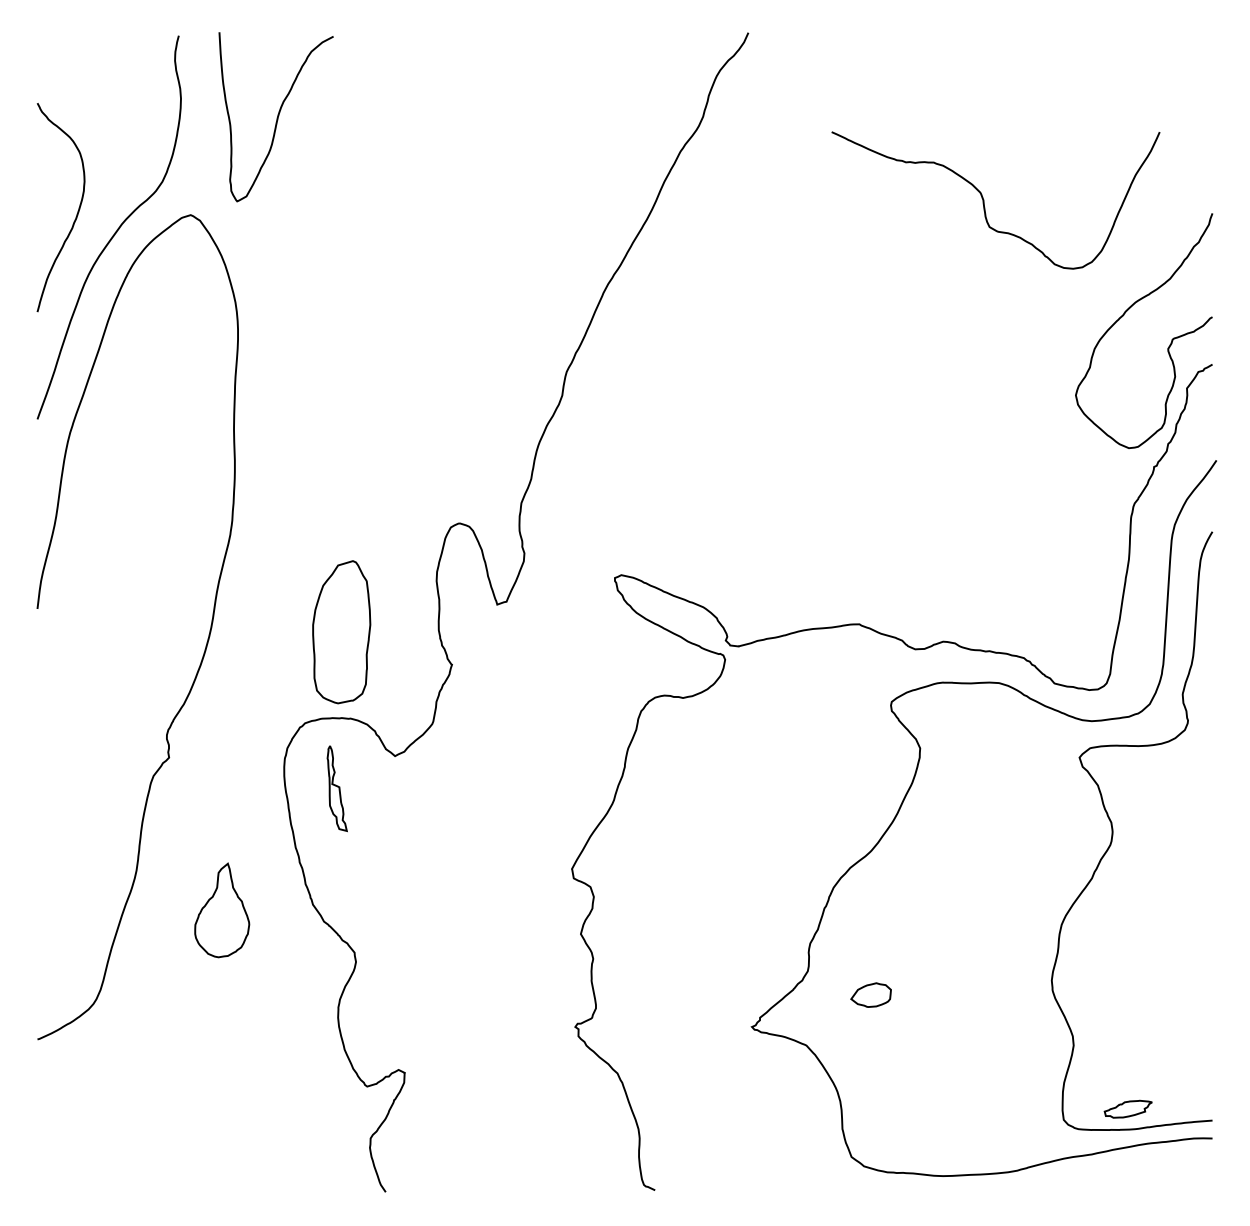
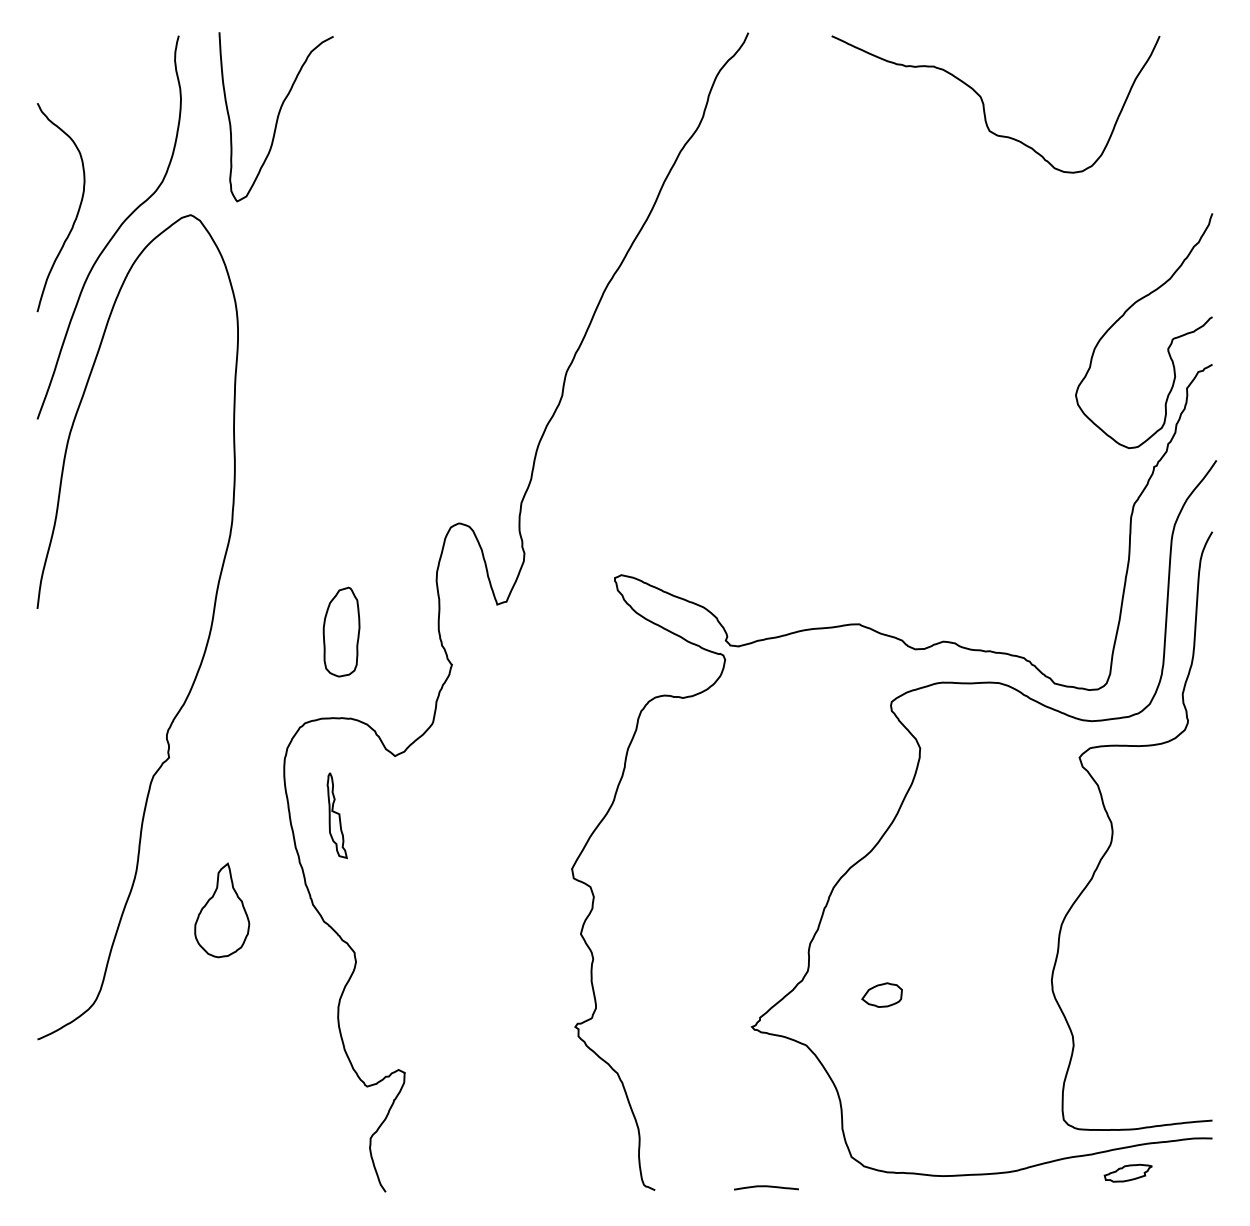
curve position: (984, 200) -> (984, 104) (984, 104)
part size: 60x145 px -> 39x92 px (341, 631)
part position: (336, 788) -> (336, 815) (336, 815)
part position: (870, 994) -> (881, 994) (881, 994)
part position: (1127, 1108) -> (1127, 1172) (1127, 1172)
curve: none -> present (766, 1187)
